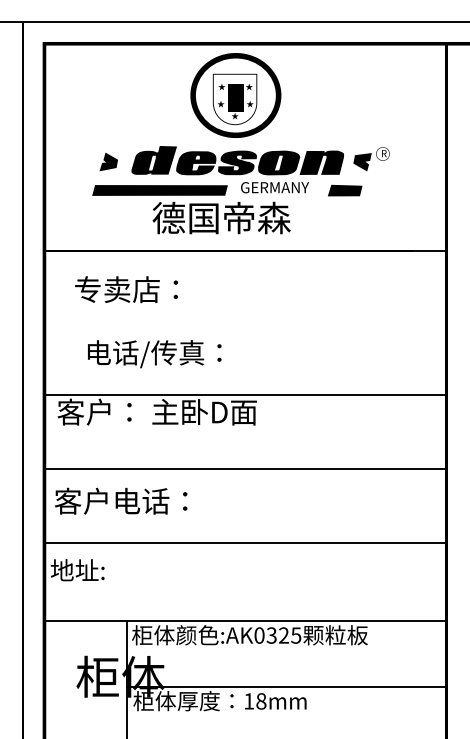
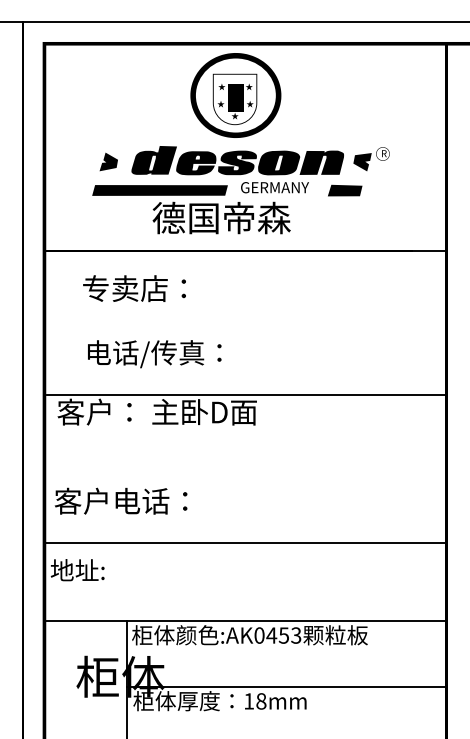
text position: (126, 289) -> (134, 288) (134, 288)
line: present -> none (245, 469)
text: :AK0325 -> :AK0453 (283, 635)
